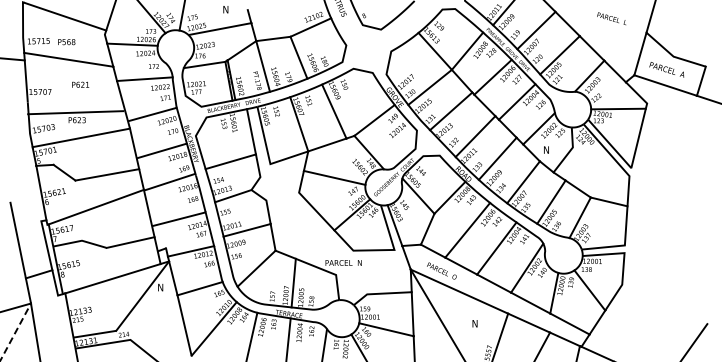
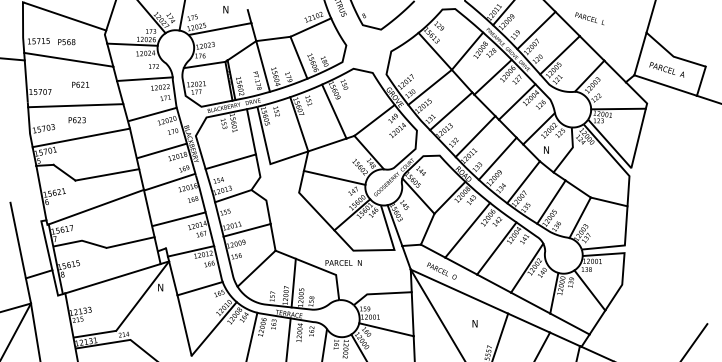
text position: (611, 18) -> (589, 18) (589, 18)
line position: (75, 112) -> (75, 105) (75, 105)
line: dashed -> solid (15, 331)
